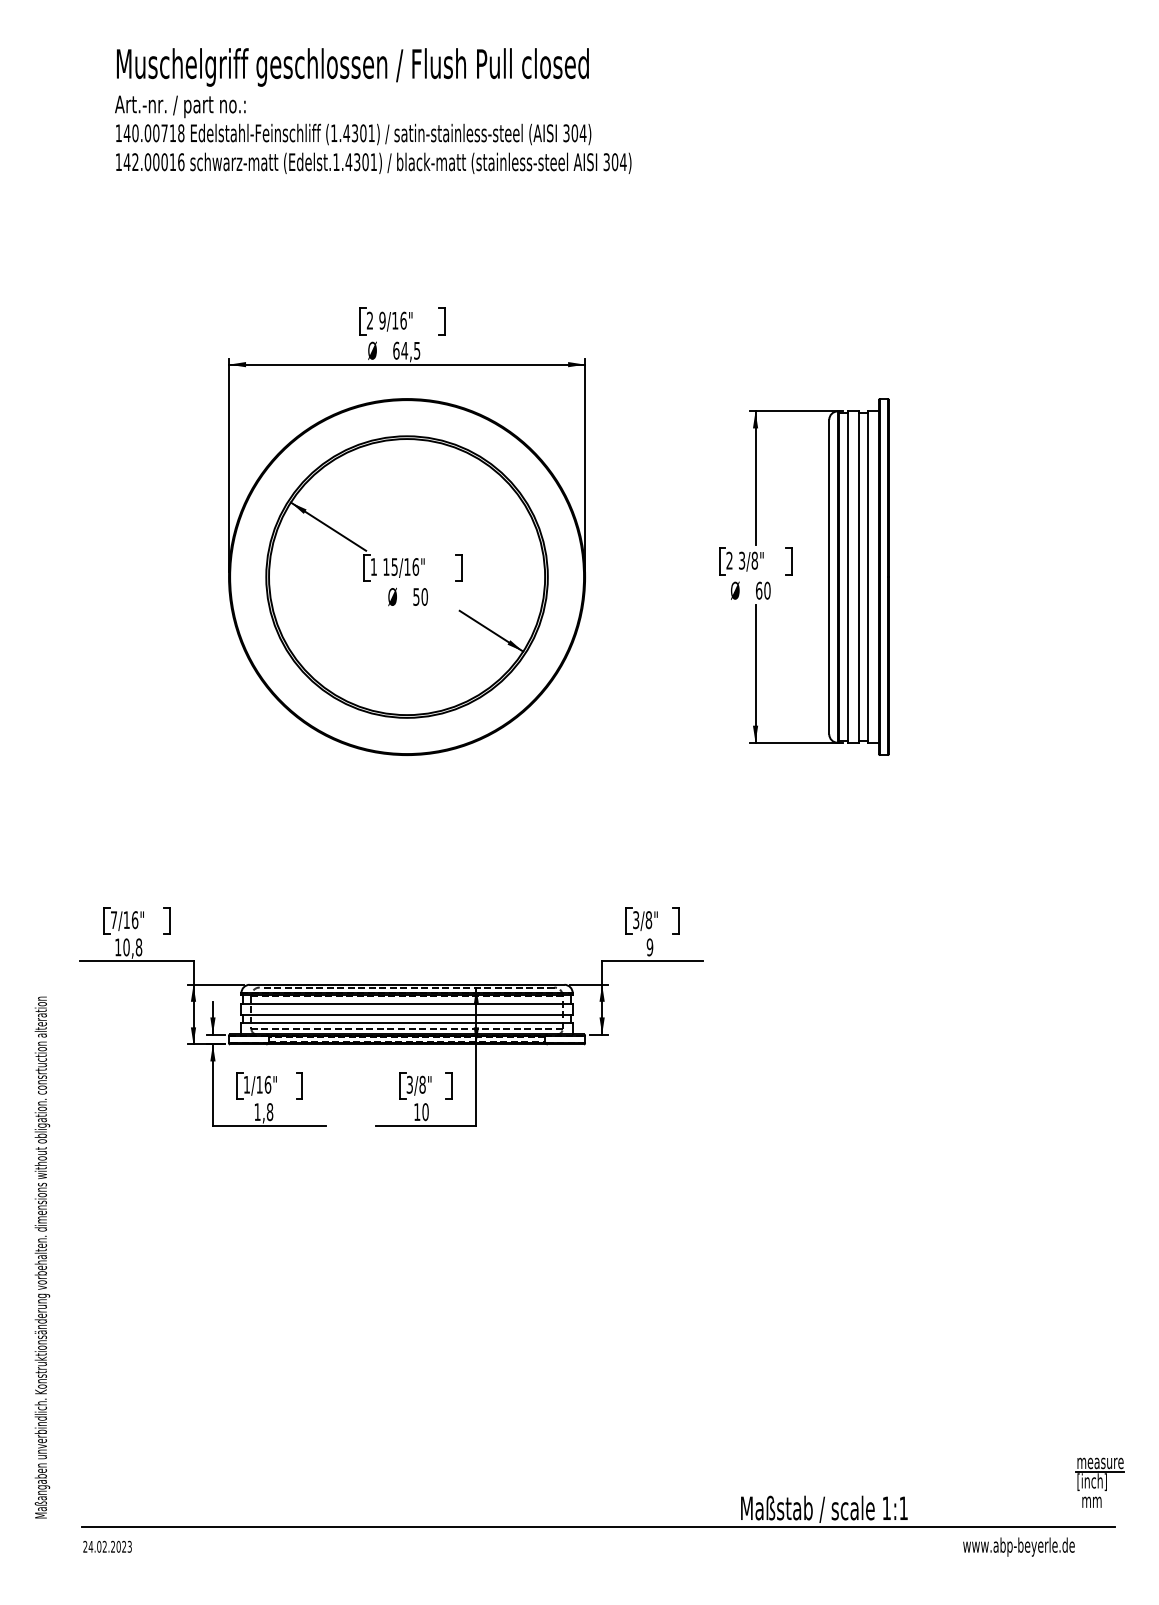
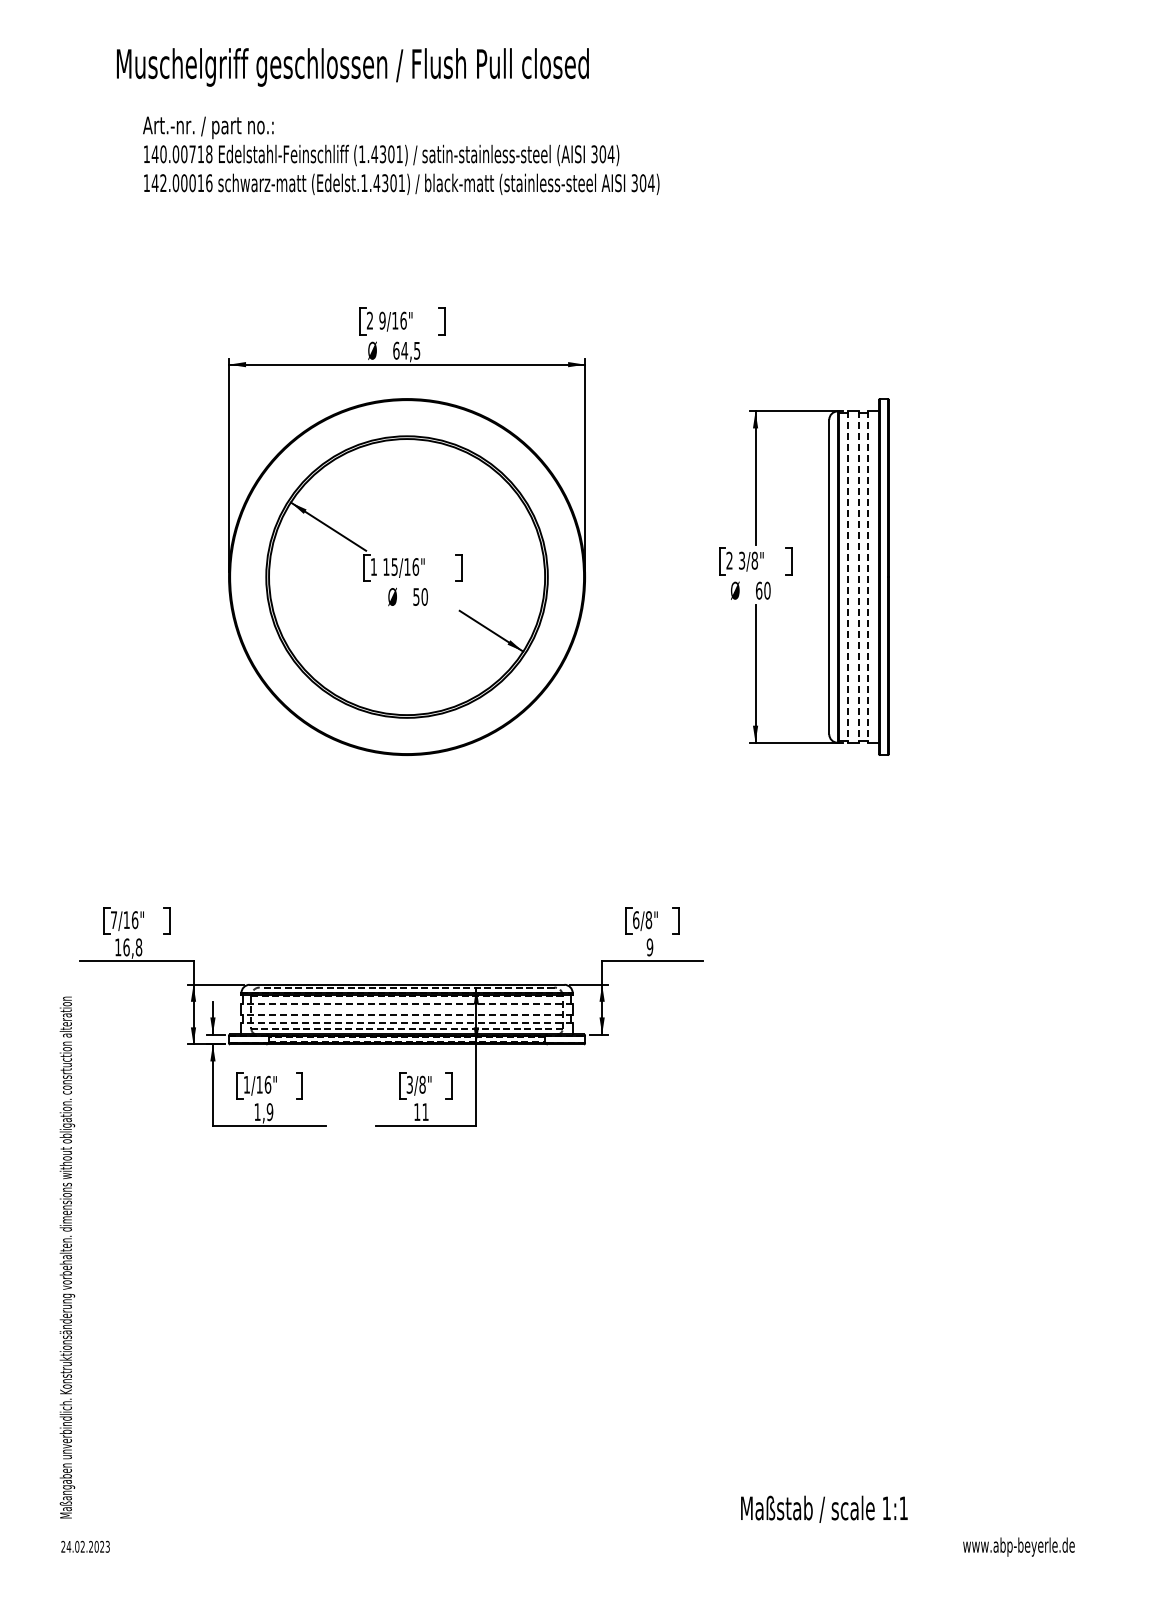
text position: (373, 134) -> (401, 155) (401, 155)
line: solid -> dashed (848, 577)
line: solid -> dashed (859, 577)
line: solid -> dashed (867, 577)
text: 3/8" -> 6/8" (636, 920)
text: 10,8 -> 16,8 (126, 947)
line: solid -> dashed (407, 1003)
line: solid -> dashed (407, 1014)
line: solid -> dashed (407, 1023)
text: 1,8 -> 1,9 (269, 1112)
text: 10 -> 11 (425, 1112)
text position: (42, 1257) -> (67, 1257) (67, 1257)
part: present -> none (1099, 1482)
line: present -> none (598, 1527)
text position: (107, 1546) -> (85, 1546) (85, 1546)
